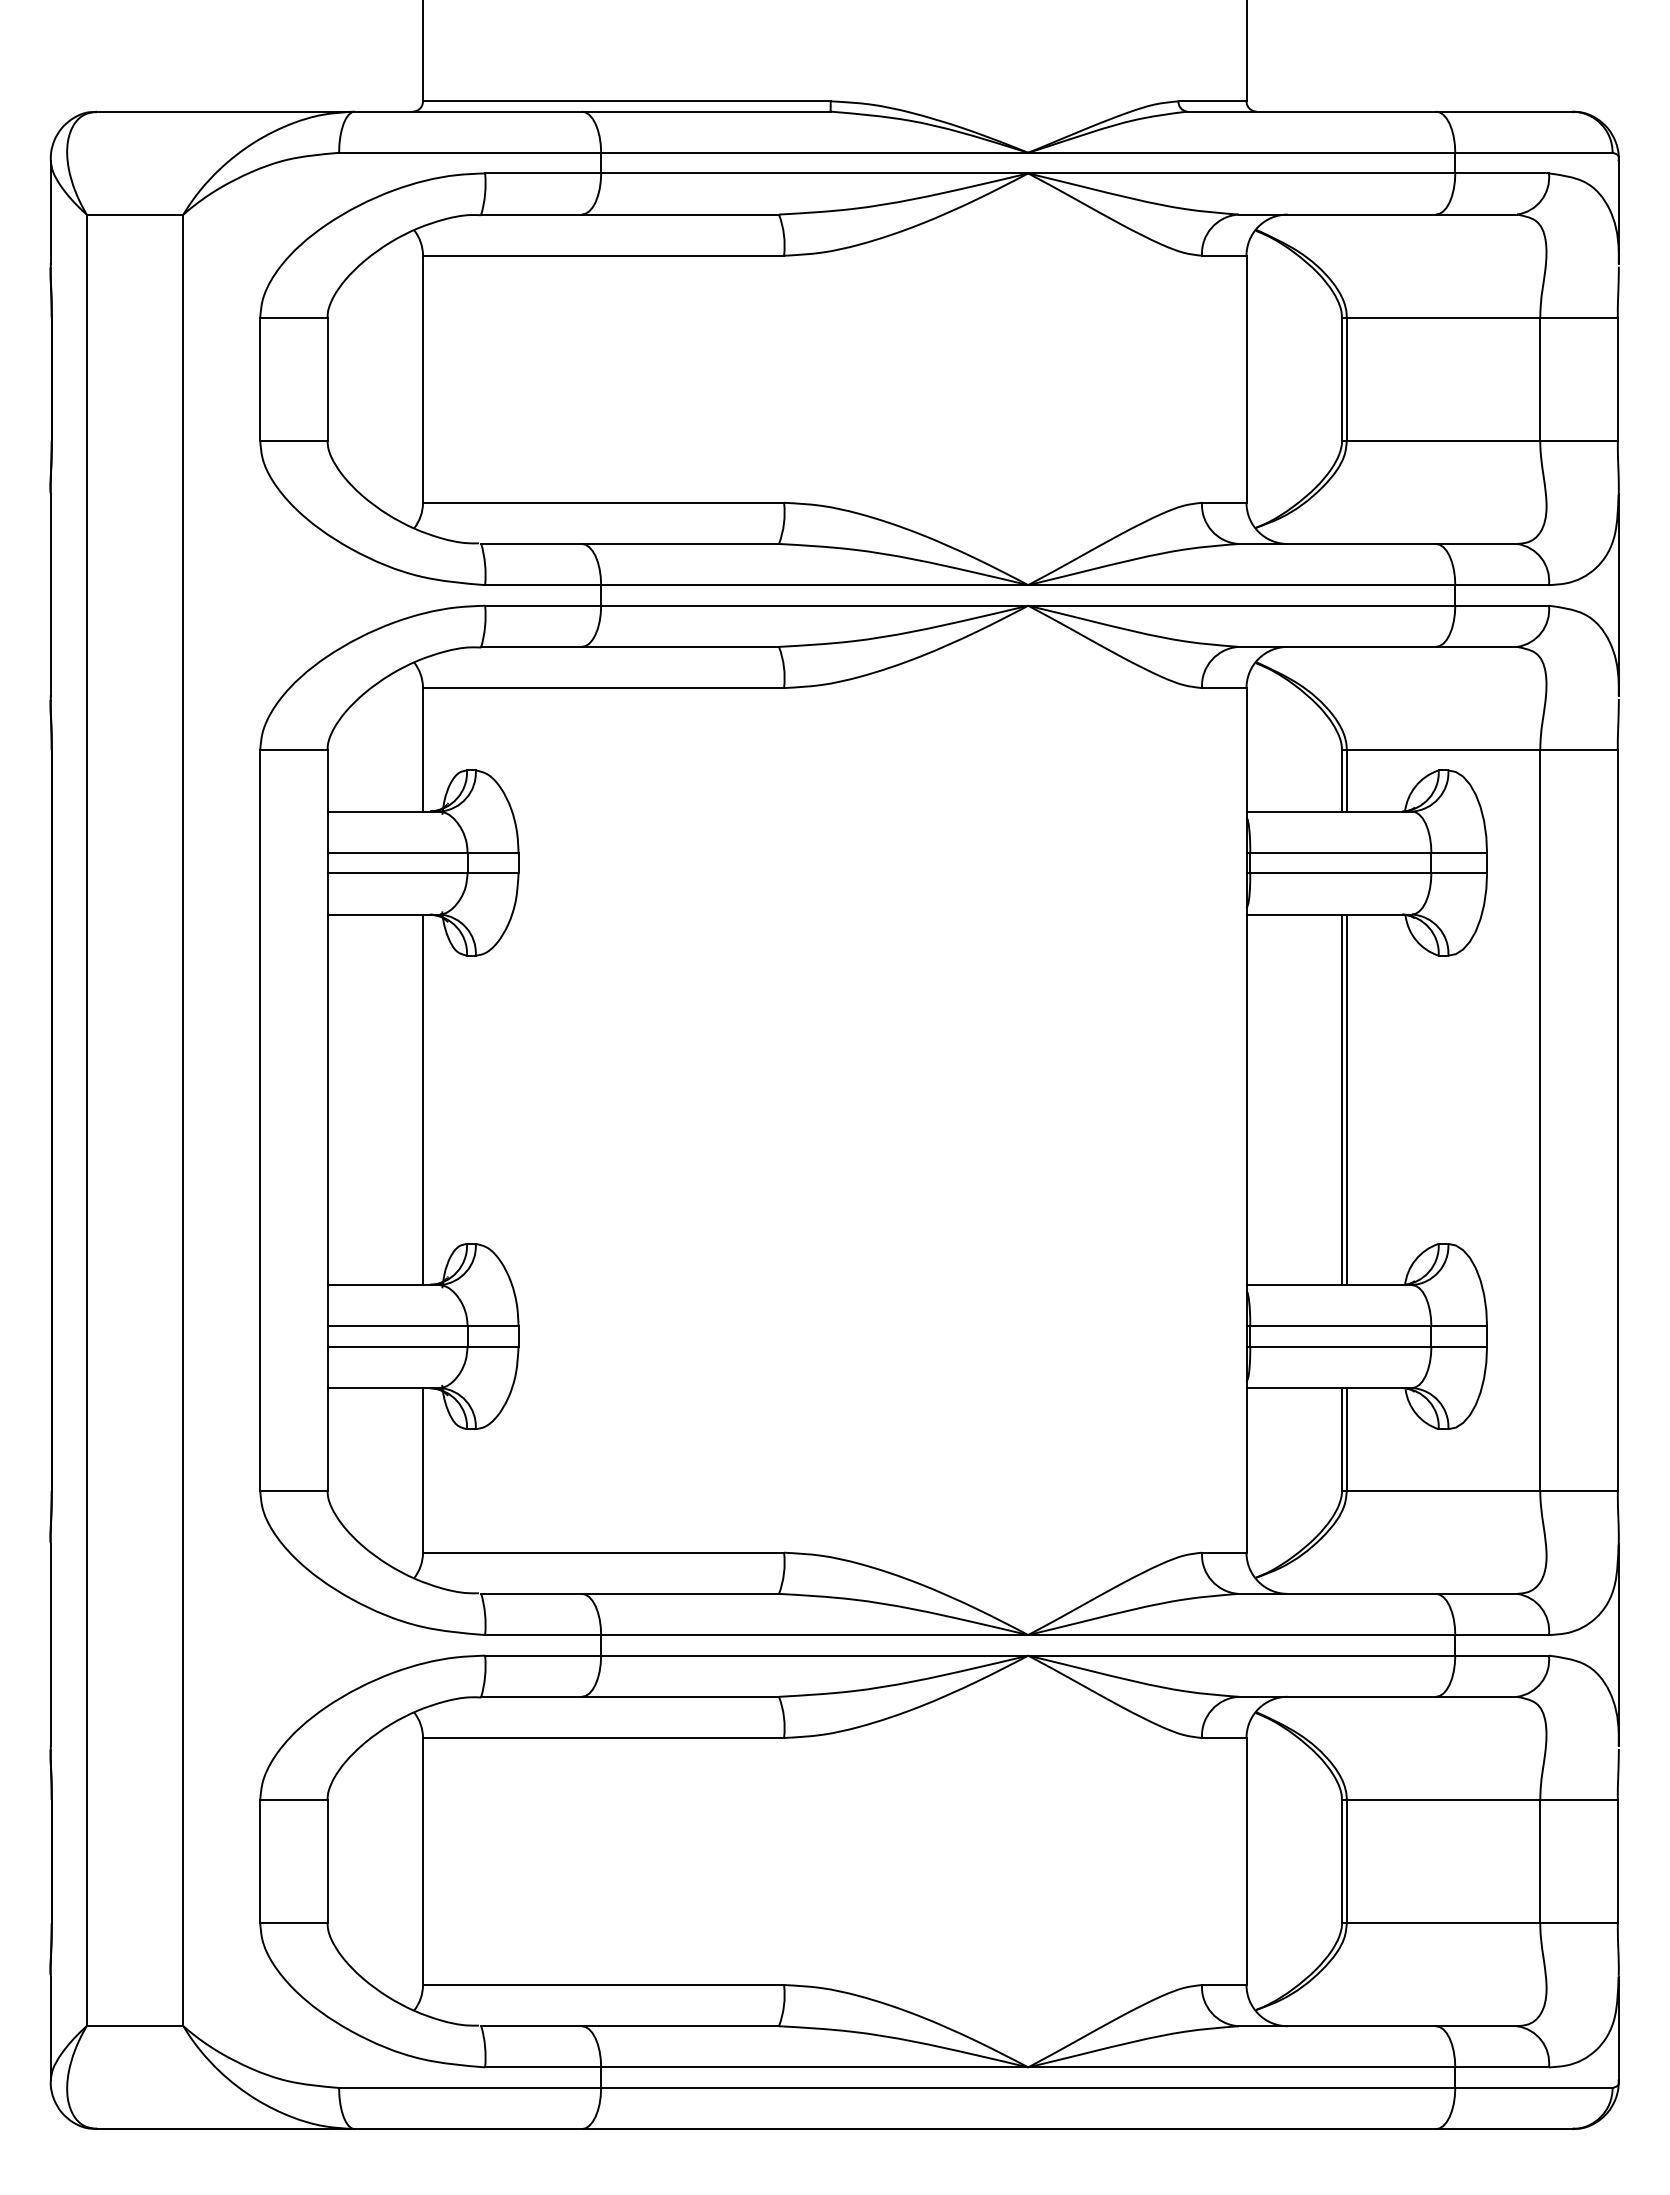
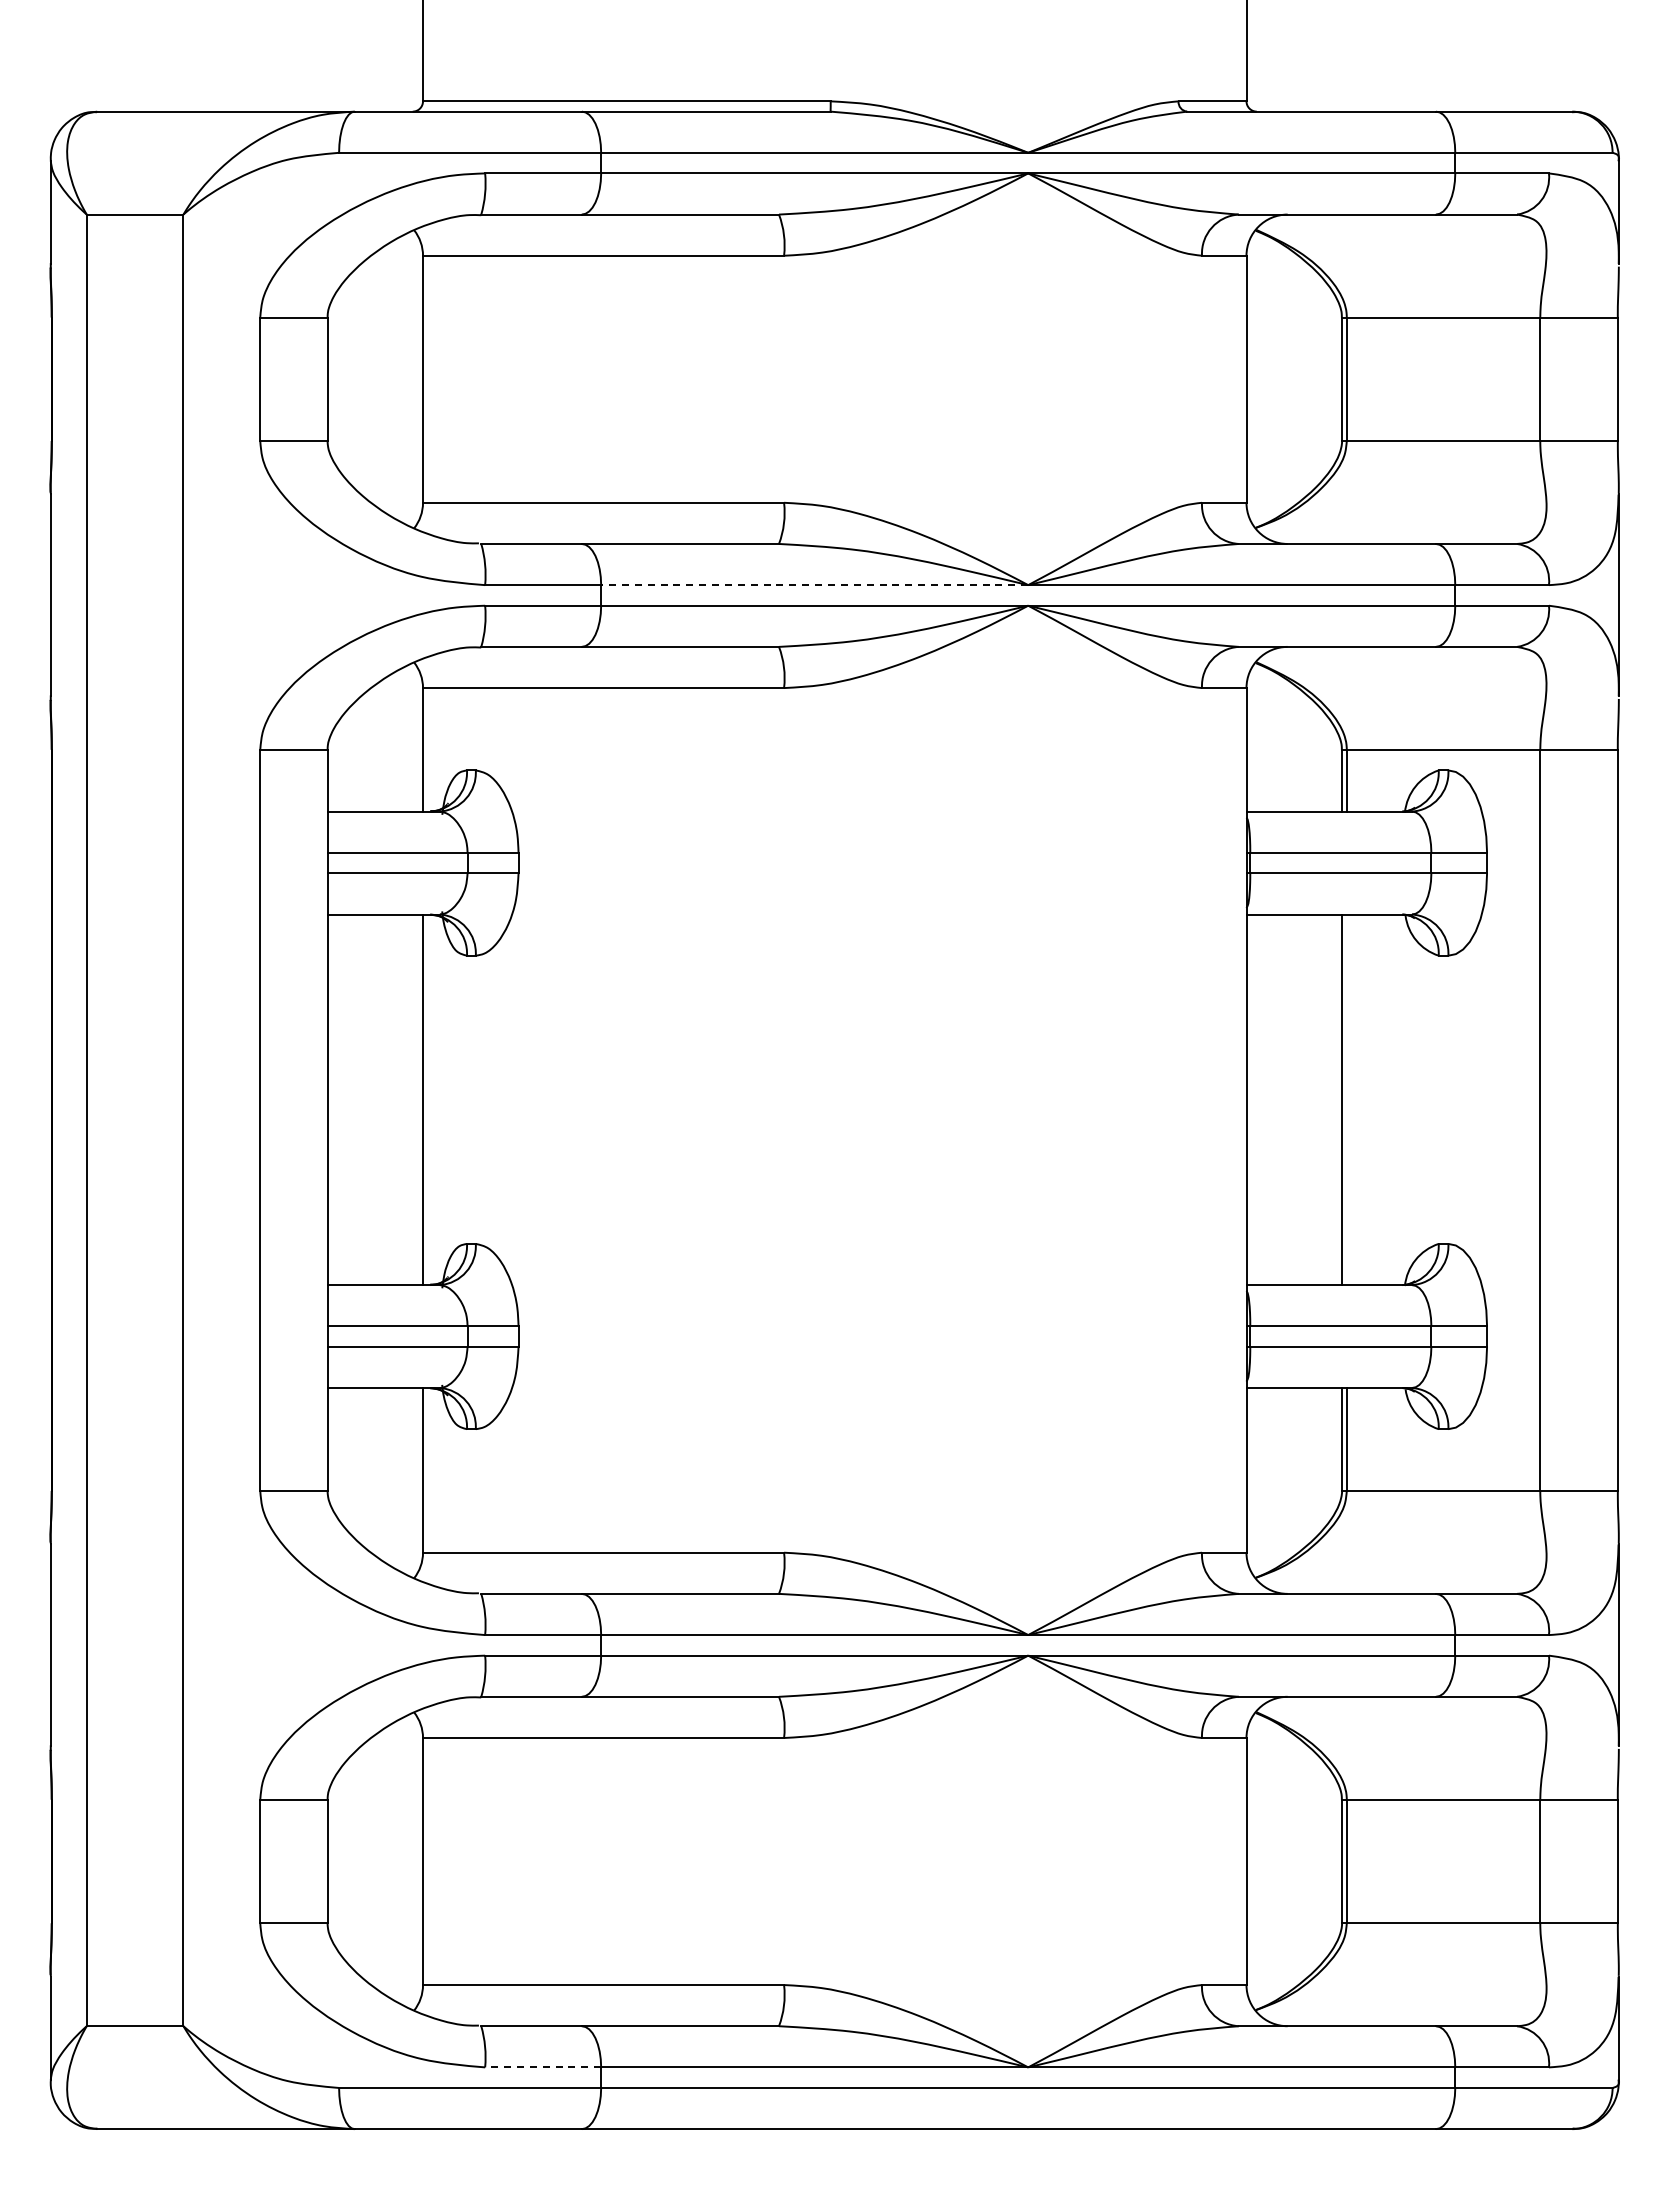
line: solid -> dashed (814, 585)
line: present -> none (1346, 1099)
line: solid -> dashed (542, 2067)
